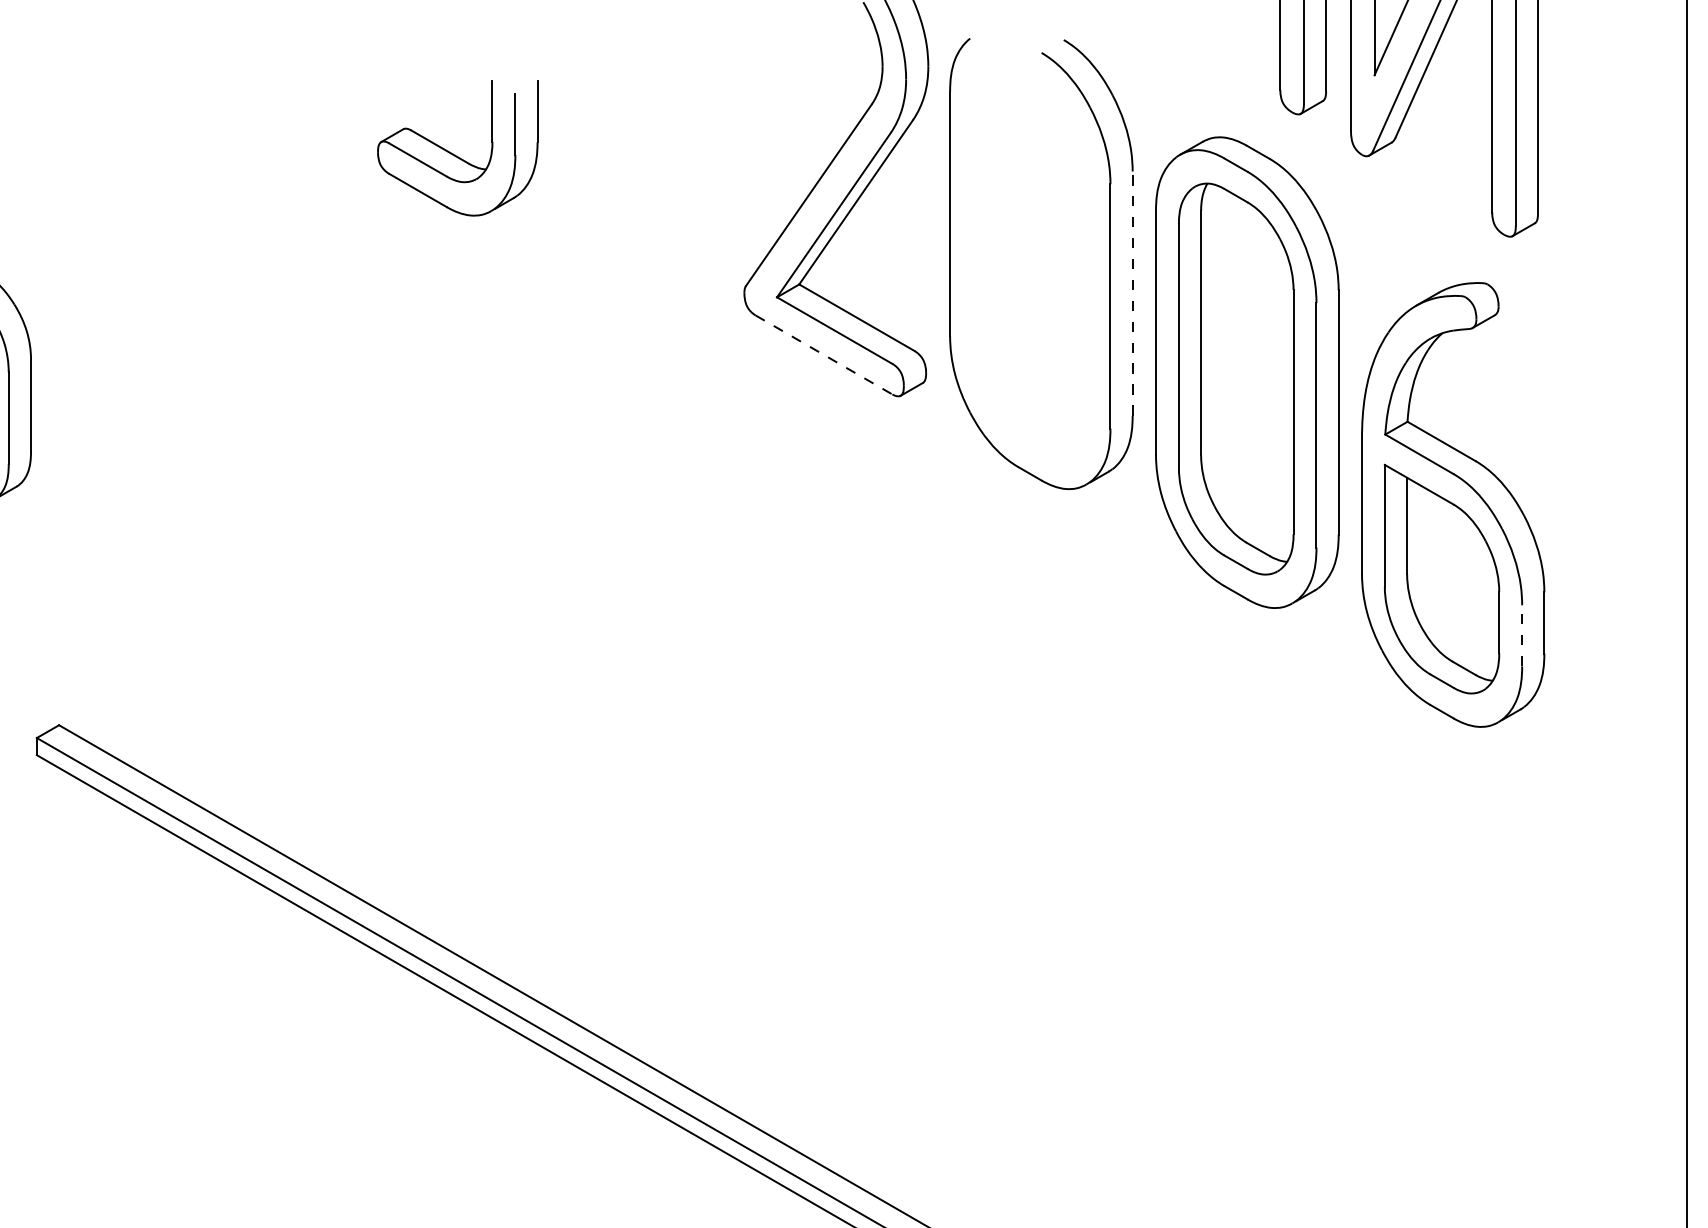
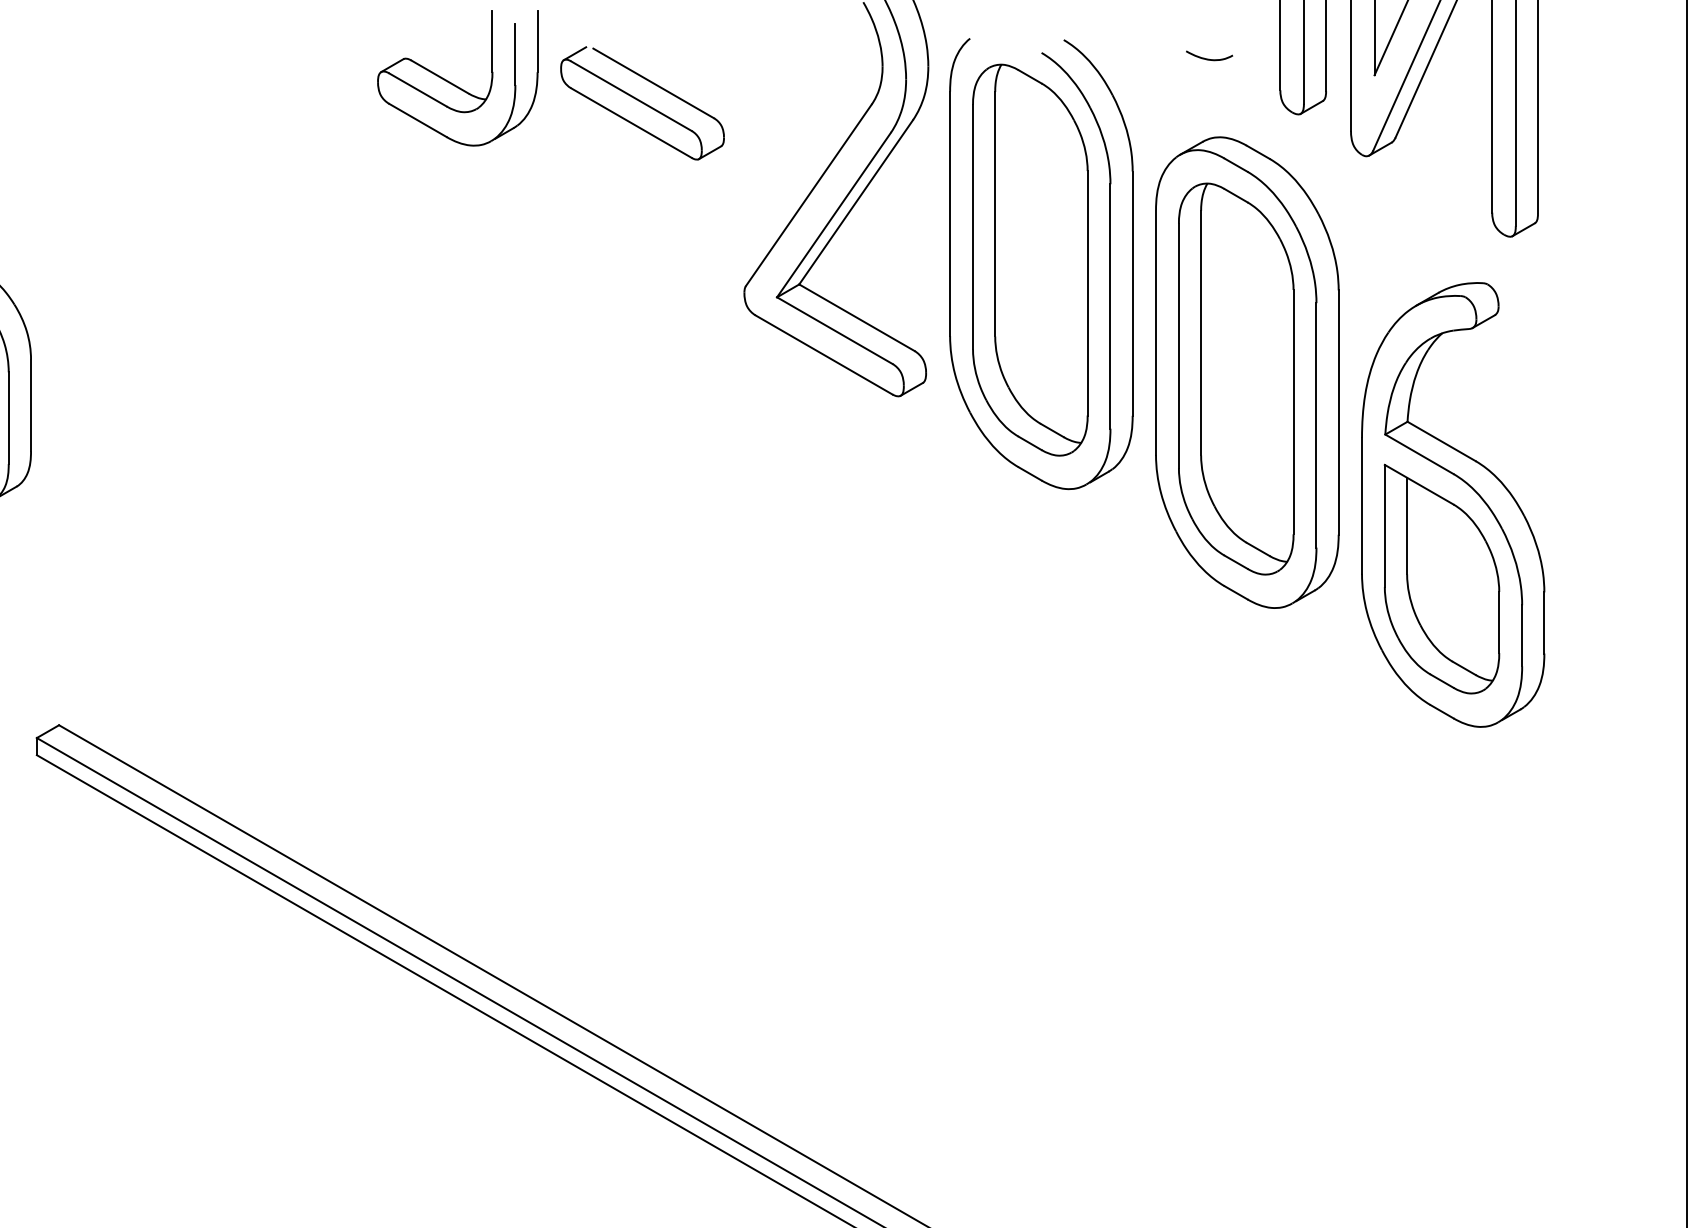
curve: none -> present (1209, 58)
part: none -> present (642, 103)
part position: (455, 154) -> (455, 84) (455, 84)
part: none -> present (1030, 259)
line: dashed -> solid (1132, 293)
line: dashed -> solid (824, 354)
line: dashed -> solid (1522, 635)
